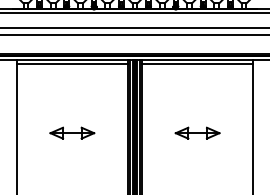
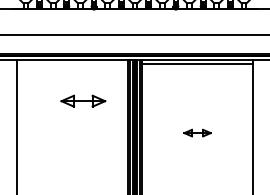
line: present -> none (134, 12)
line: present -> none (134, 28)
line: present -> none (71, 64)
part position: (72, 132) -> (83, 100) (83, 100)
part size: 47x14 px -> 29x10 px (197, 132)
